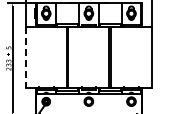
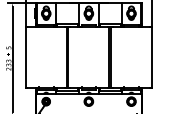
line: dashed -> solid (25, 57)
